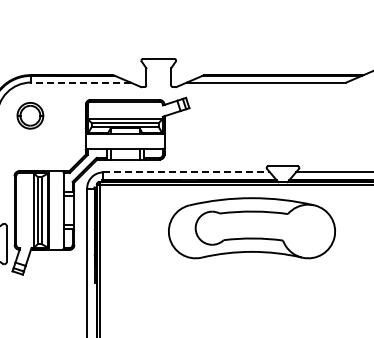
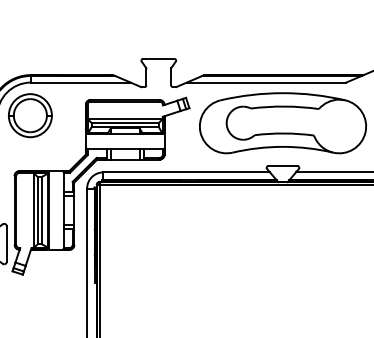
line: dashed -> solid (80, 82)
part size: 29x28 px -> 45x46 px (30, 115)
line: dashed -> solid (187, 172)
part position: (251, 228) -> (282, 123) (282, 123)
